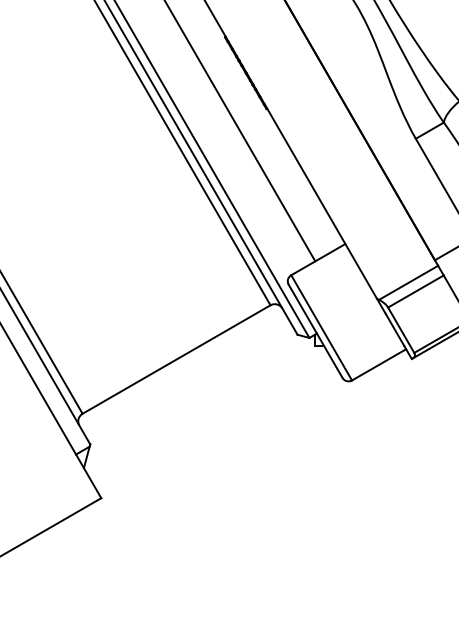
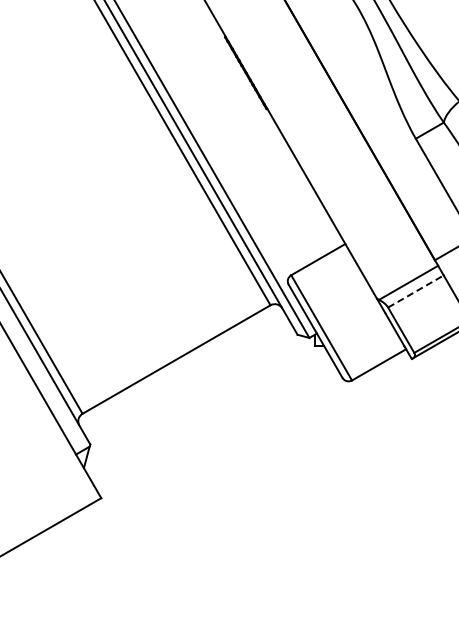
line: present -> none (240, 131)
line: solid -> dashed (416, 291)
